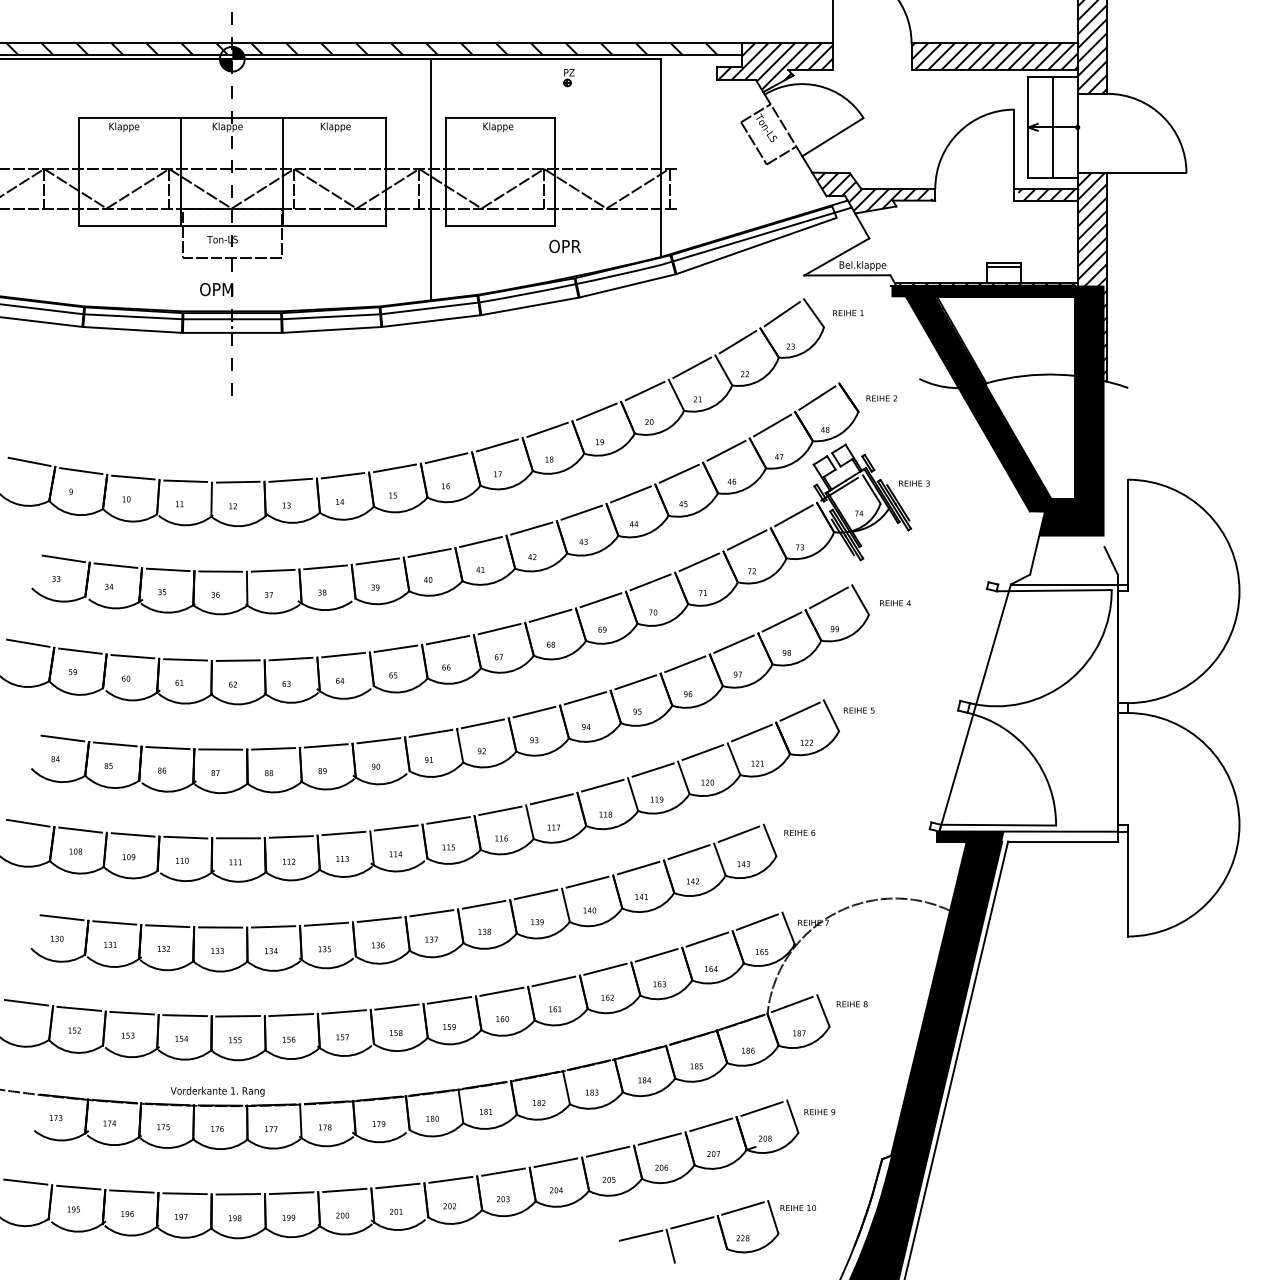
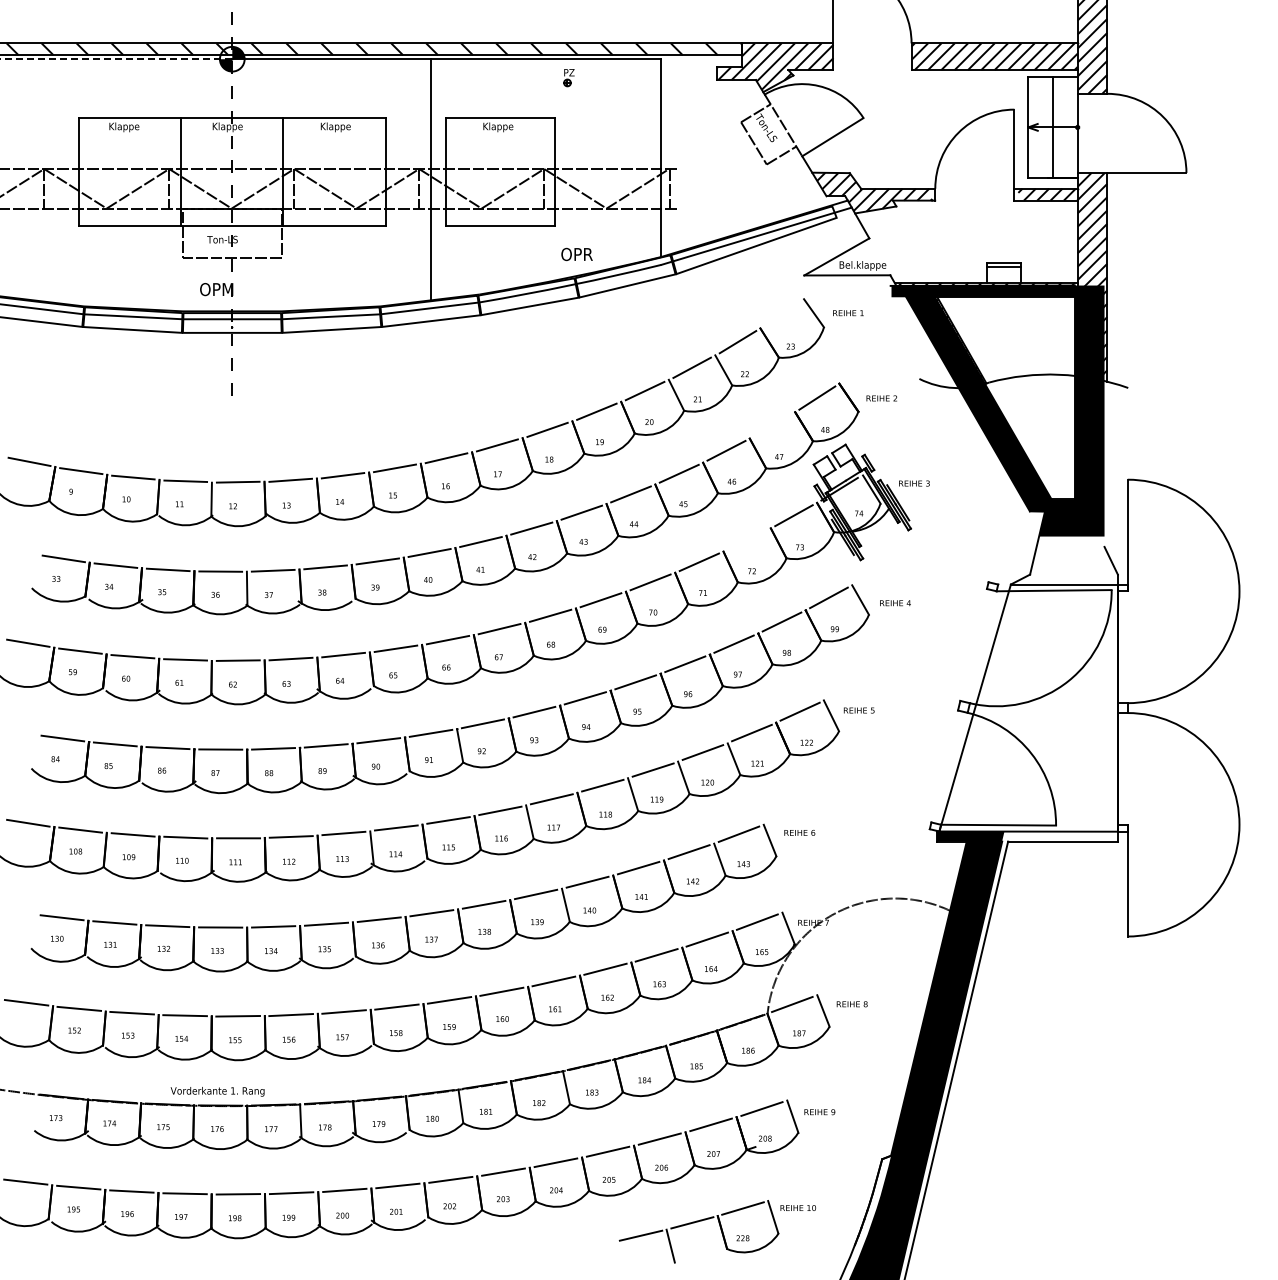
line: solid -> dashed (116, 59)
text position: (564, 246) -> (576, 254) (576, 254)
line: present -> none (781, 314)
line: present -> none (772, 425)
line: present -> none (747, 539)
